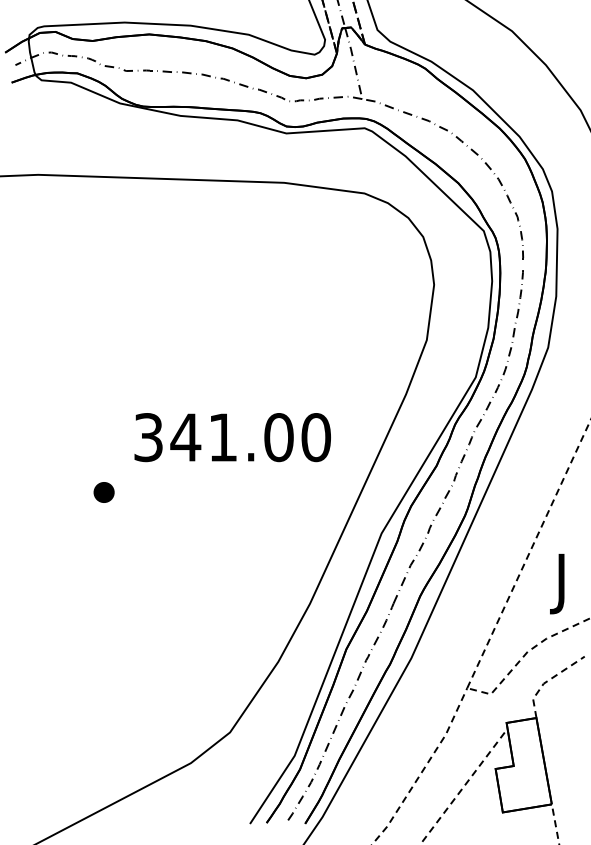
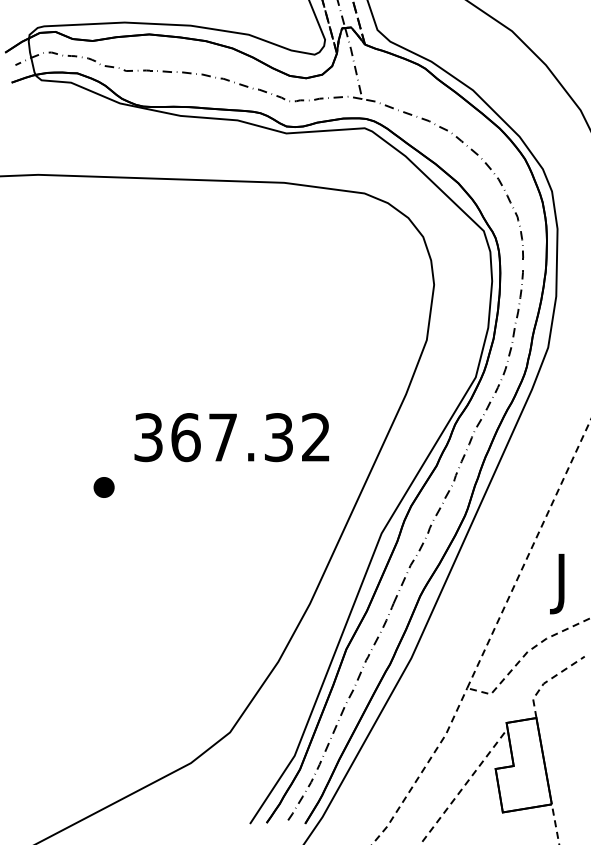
text: 341.00 -> 367.32 (250, 437)
part position: (103, 492) -> (103, 487) (103, 487)
